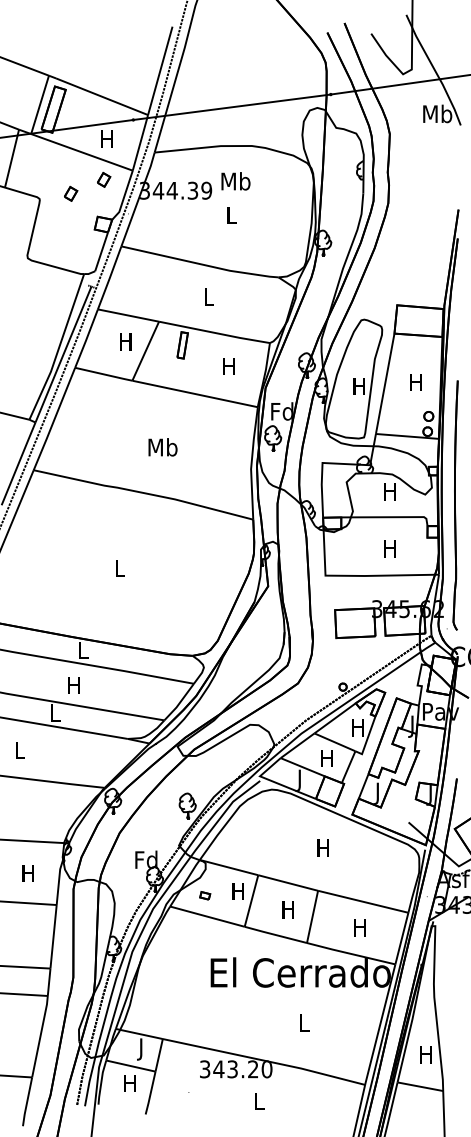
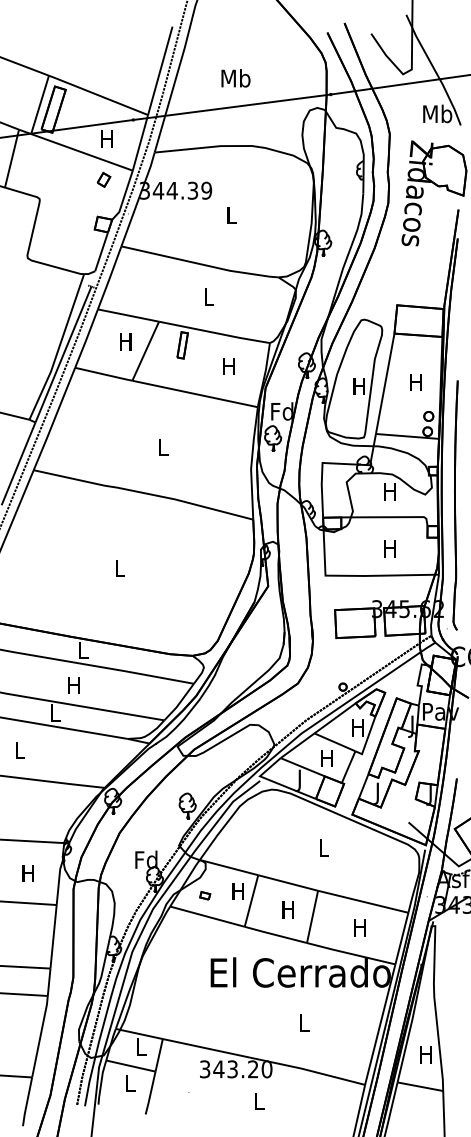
text position: (235, 181) -> (235, 78) (235, 78)
part: none -> present (438, 187)
part: present -> none (71, 193)
text: Mb -> L (162, 447)
text: H -> L (322, 847)
text: J -> L (141, 1049)
text: H -> L (129, 1083)
